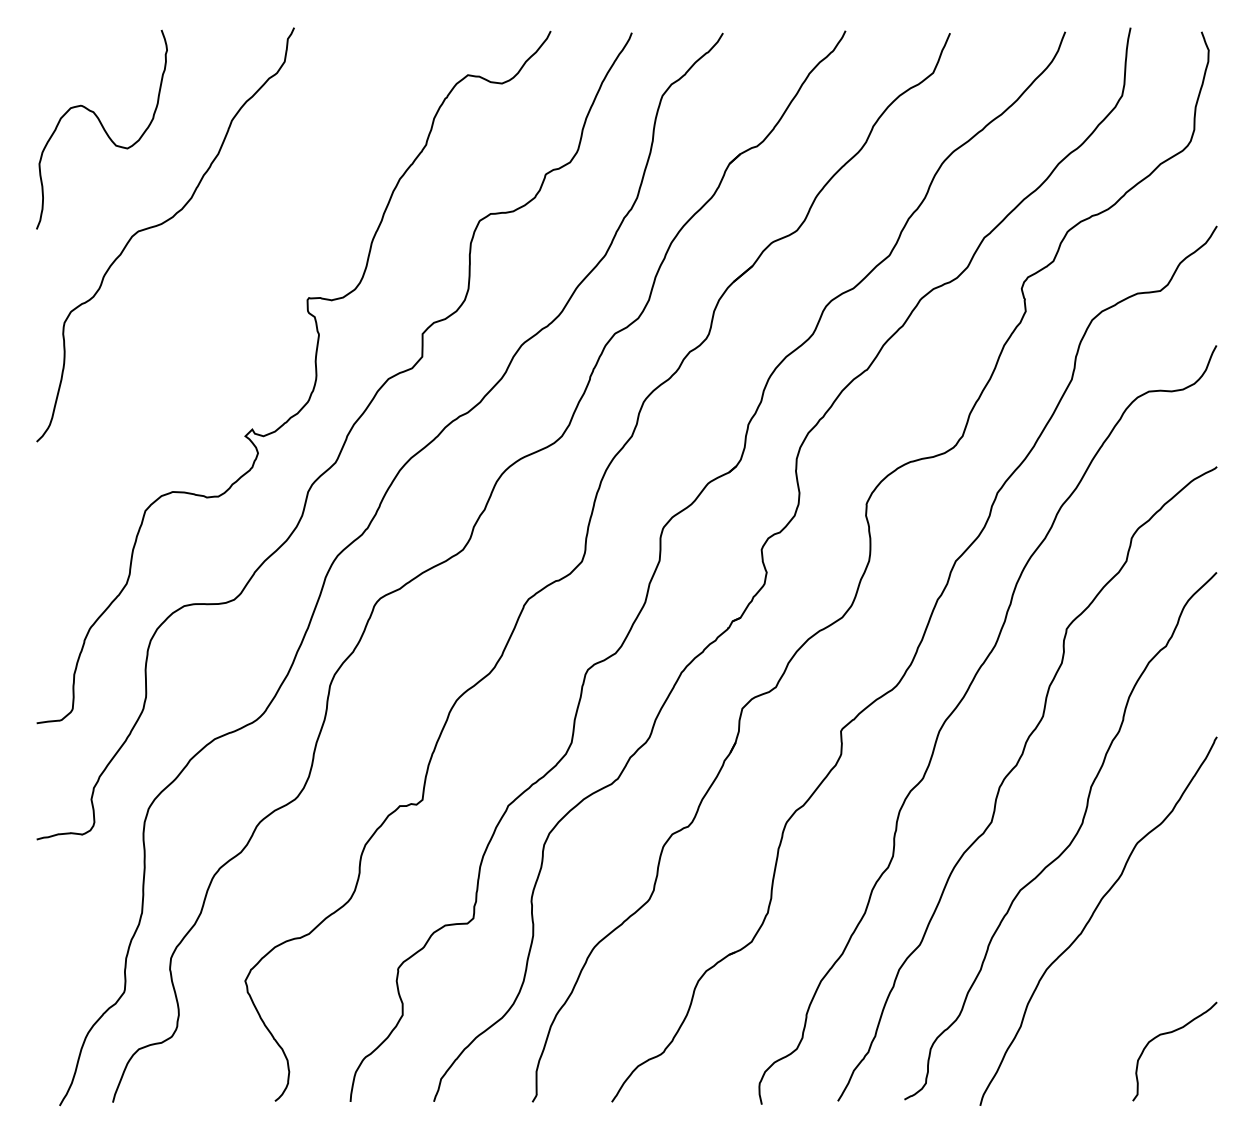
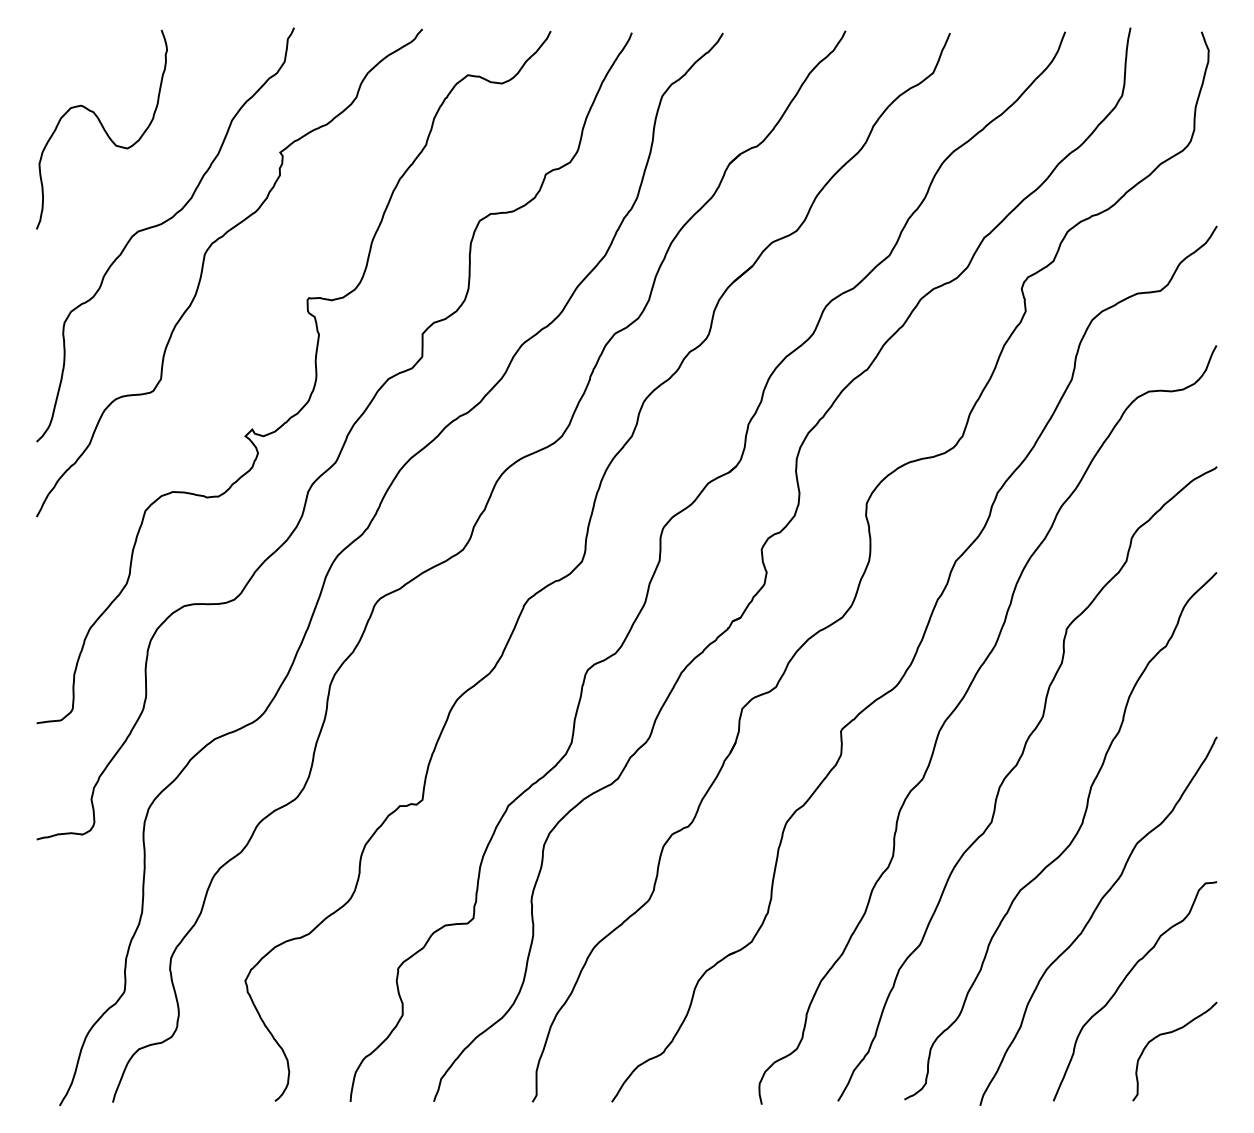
curve: none -> present (203, 269)
curve: none -> present (1123, 982)
